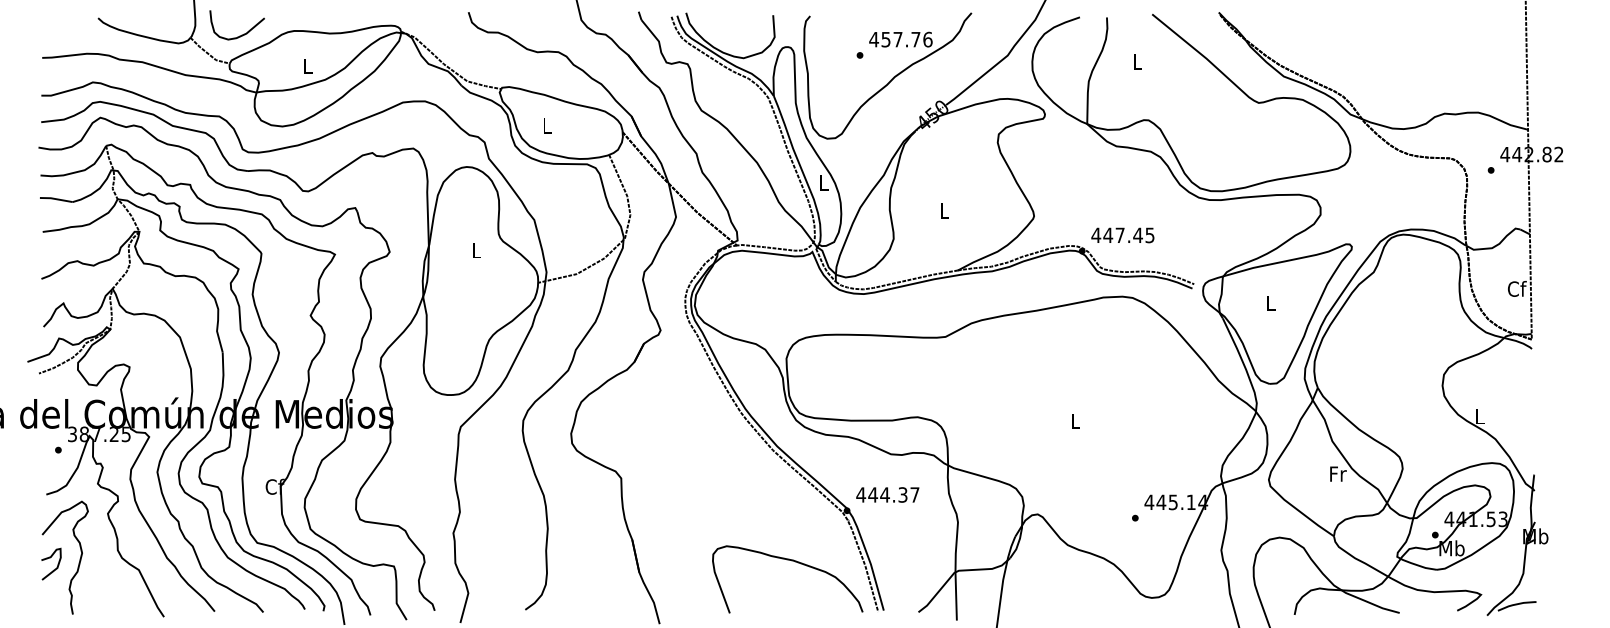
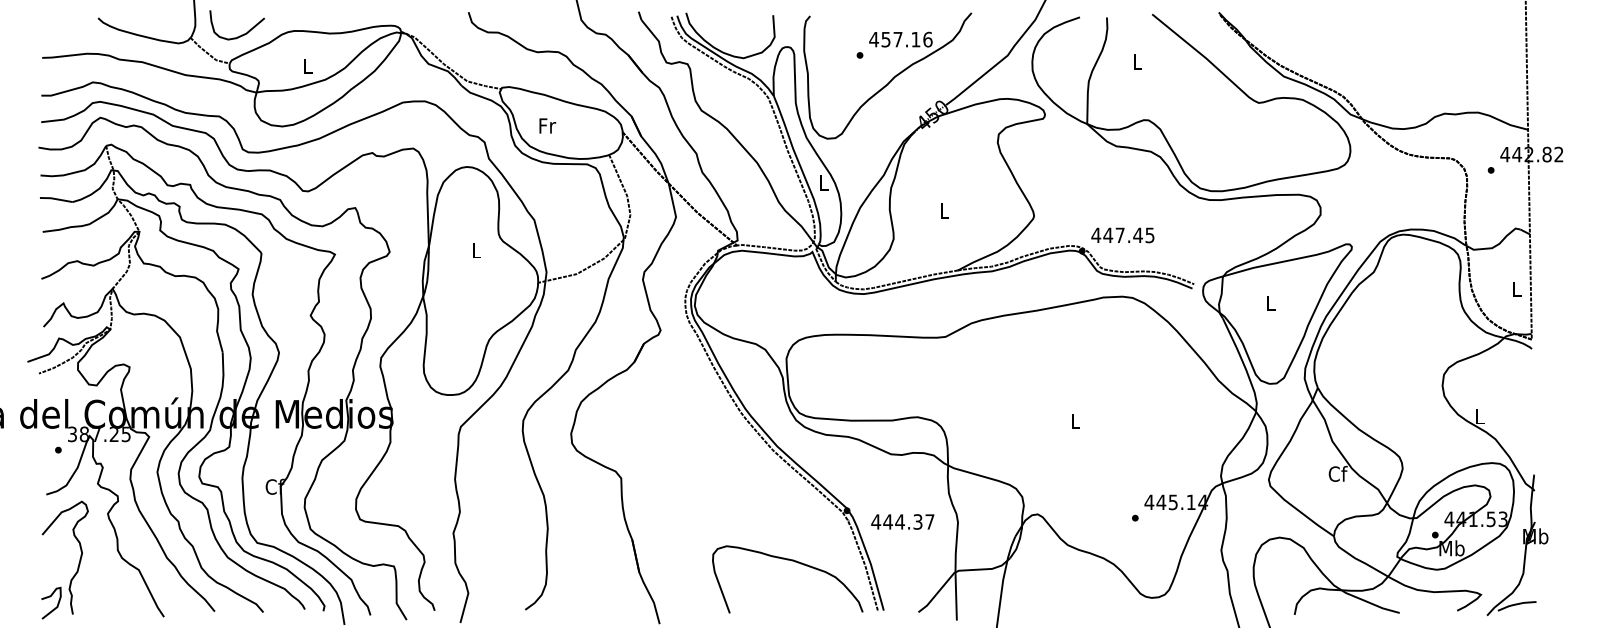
text: 457.76 -> 457.16 (915, 39)
text: L -> Fr (547, 125)
text: Cf -> L (1516, 288)
text: Fr -> Cf (1337, 473)
text position: (887, 494) -> (902, 521) (902, 521)
curve position: (50, 558) -> (50, 597) (50, 597)
